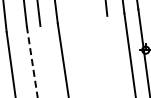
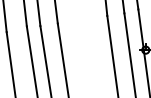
line: none -> present (112, 54)
line: none -> present (45, 60)
line: dashed -> solid (32, 61)
